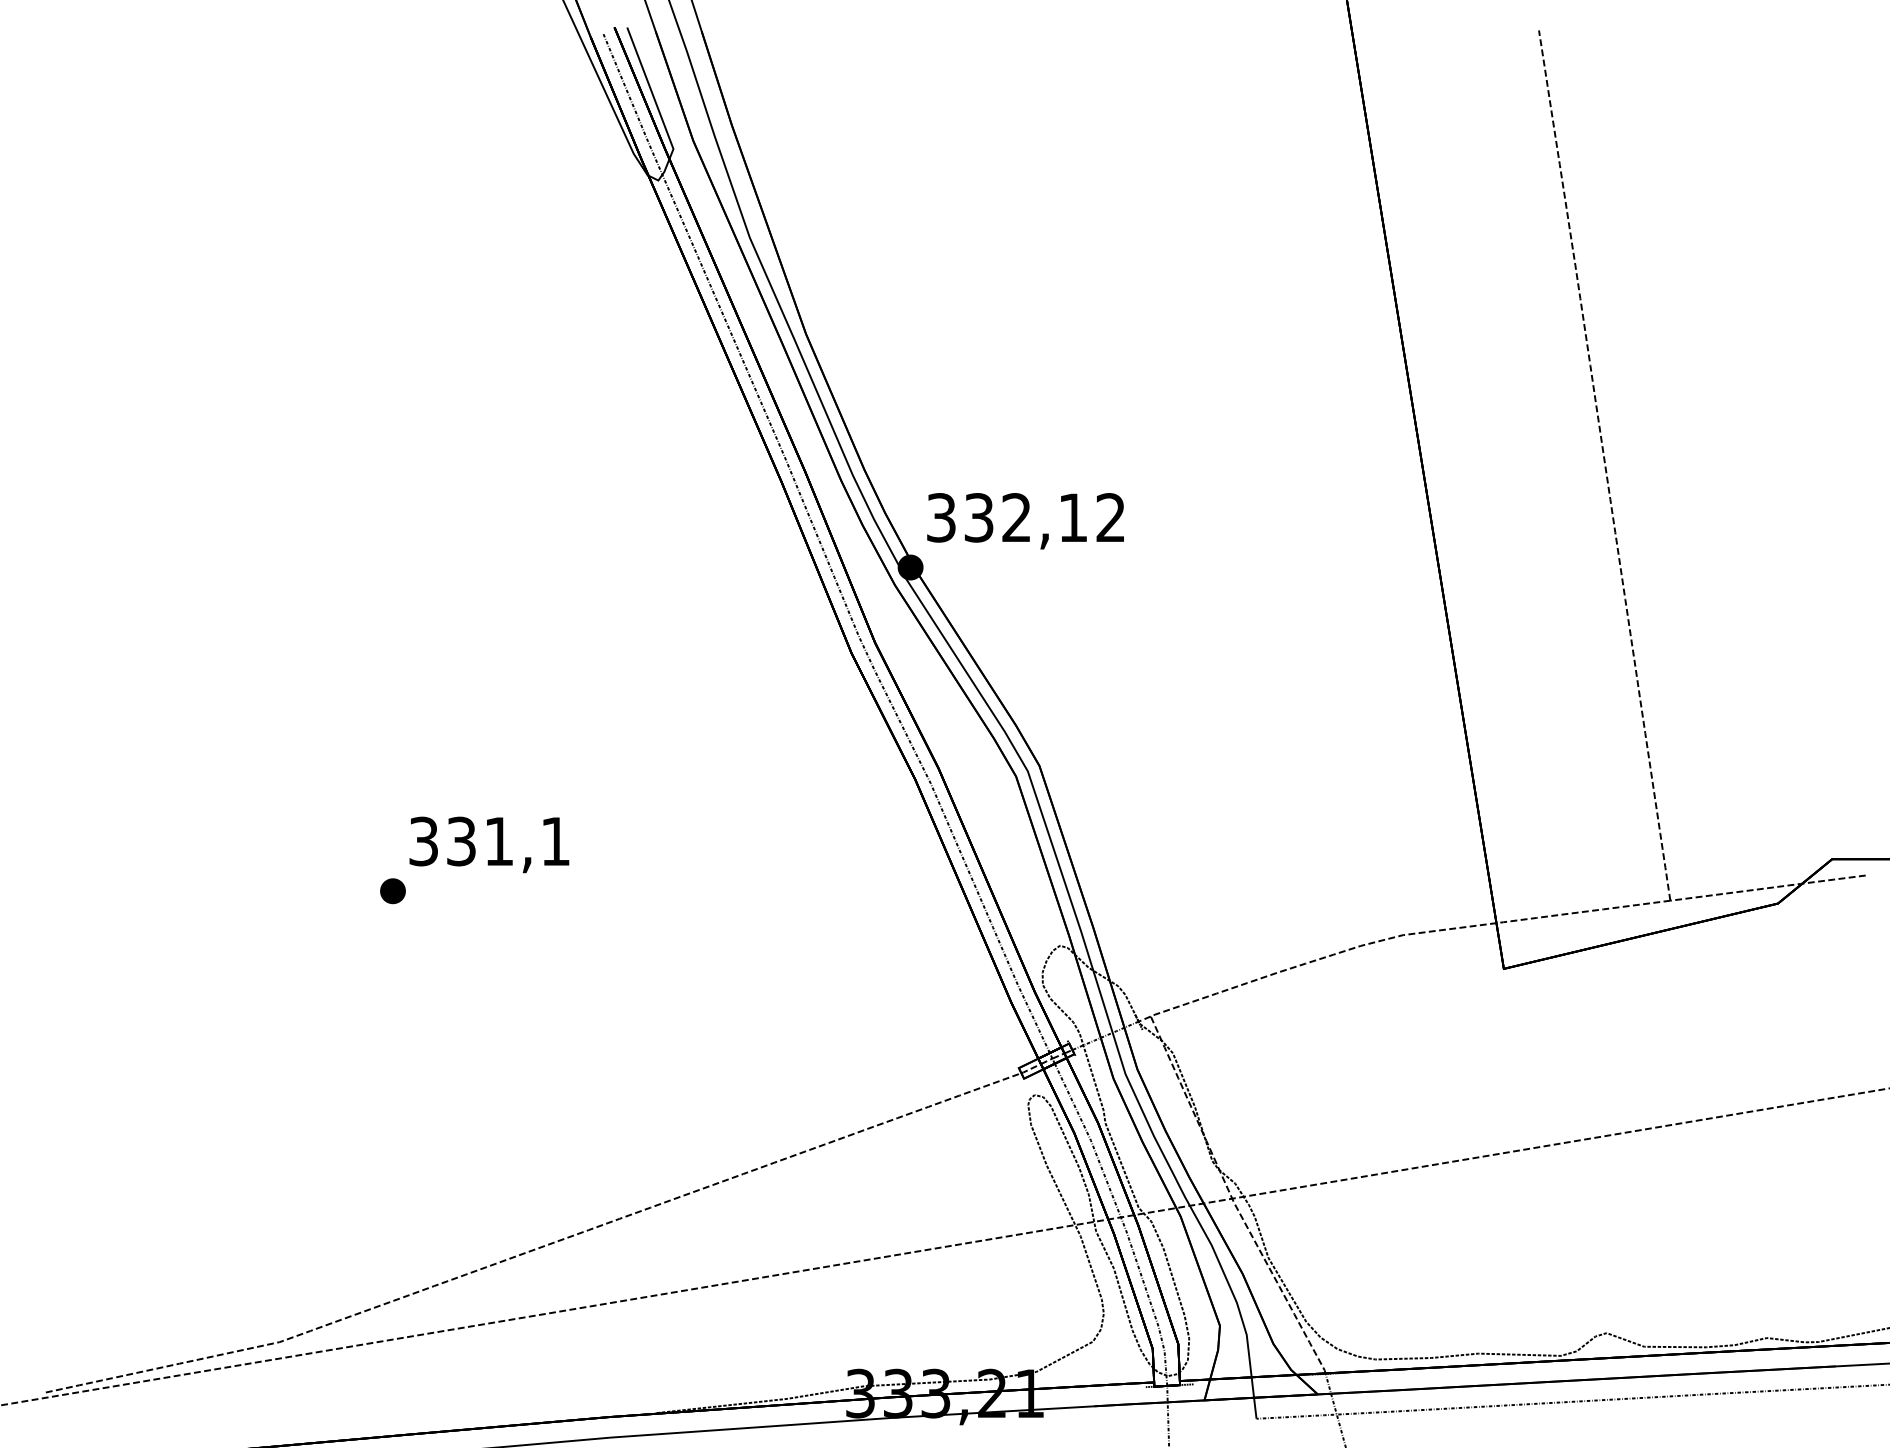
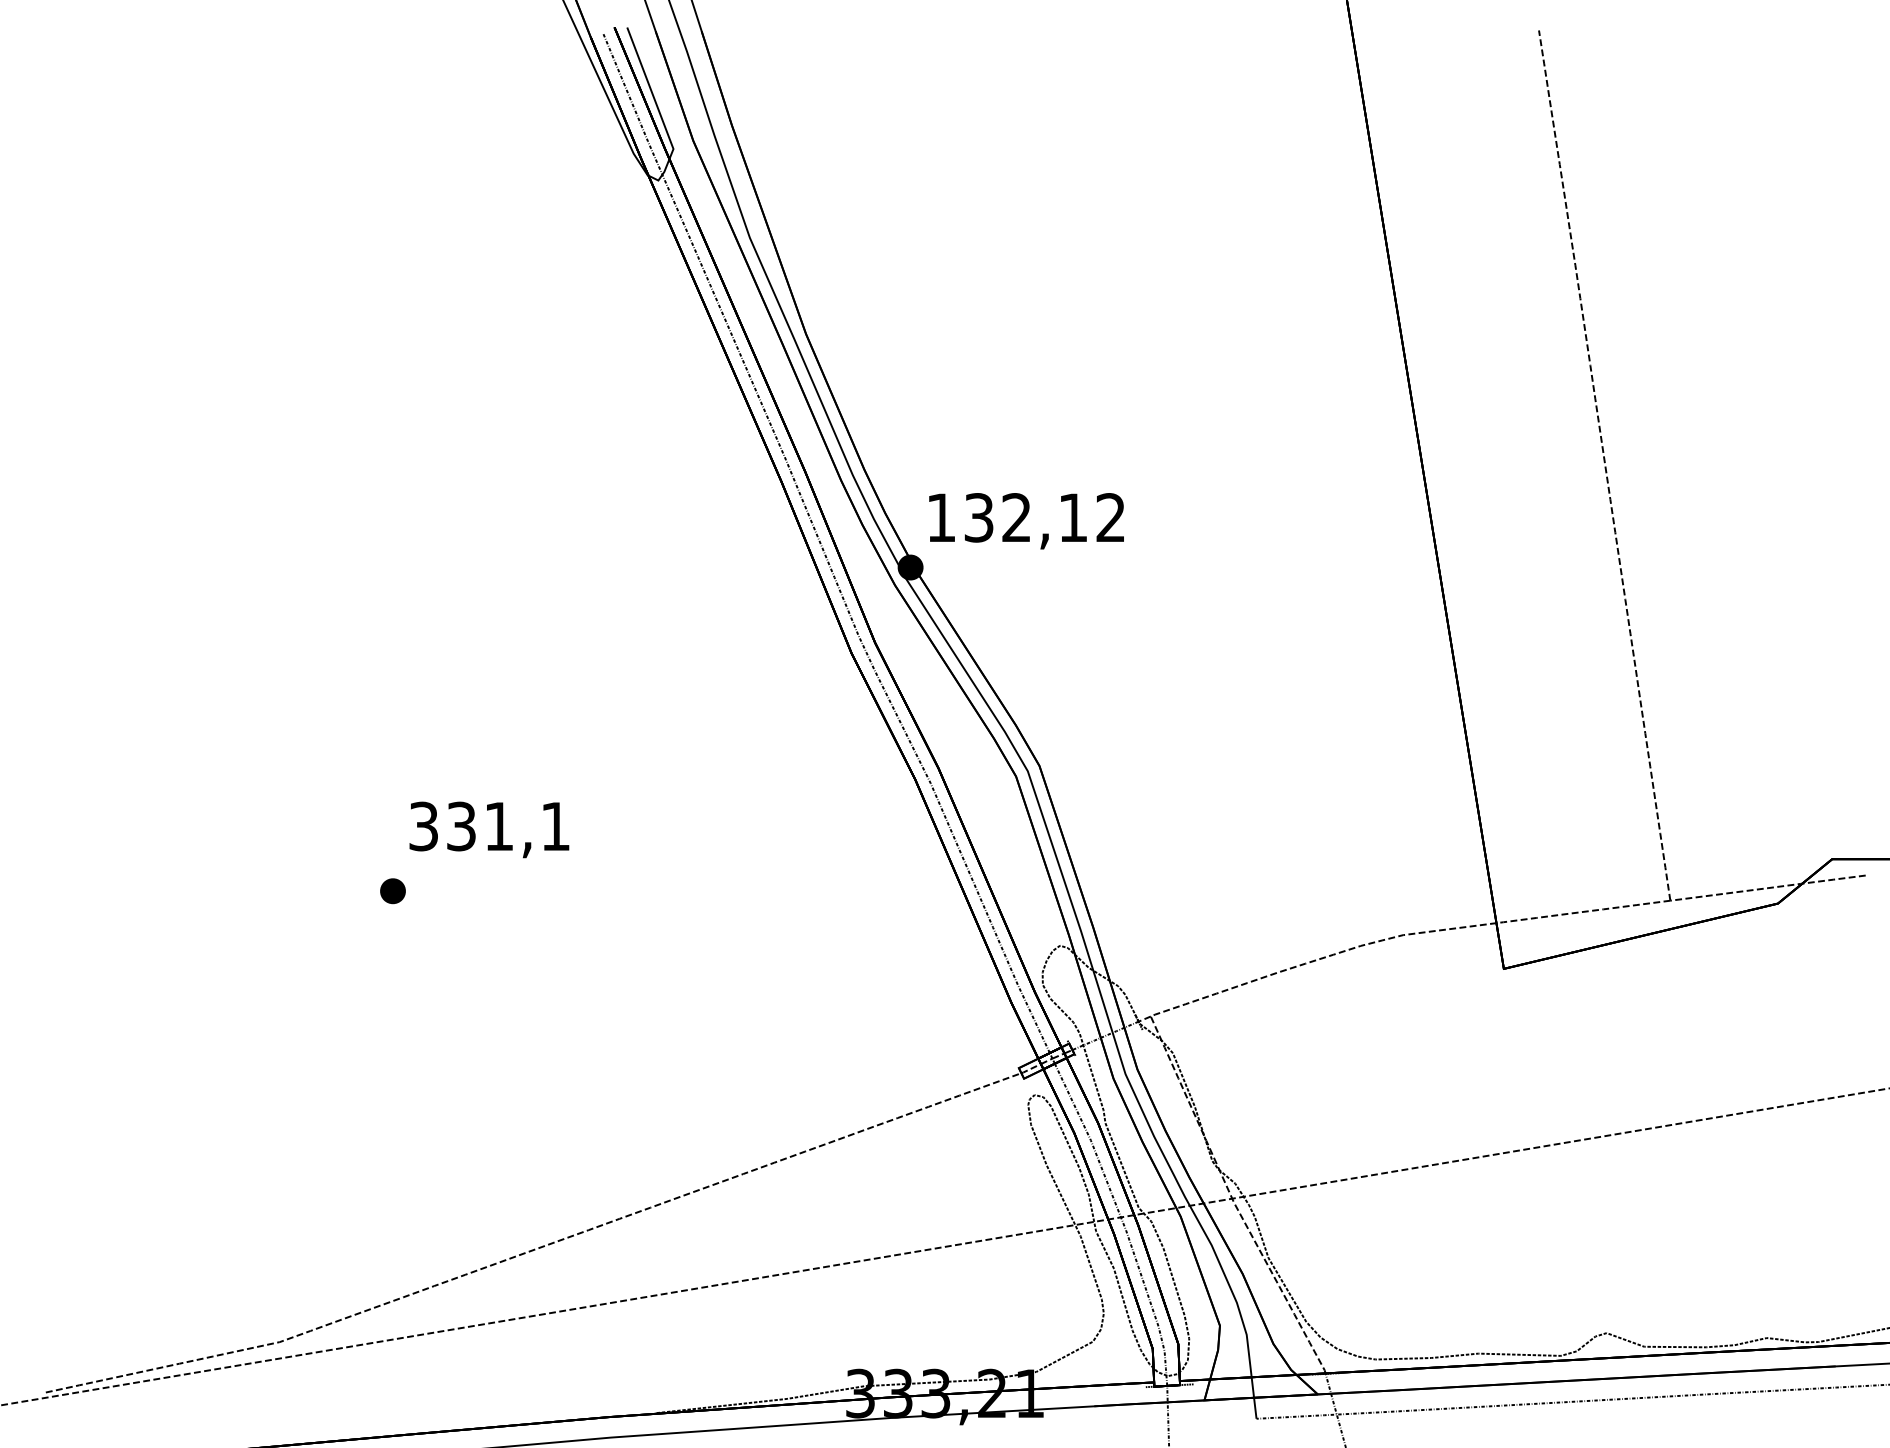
text: 332,12 -> 132,12 (941, 517)
text position: (489, 844) -> (489, 829) (489, 829)
